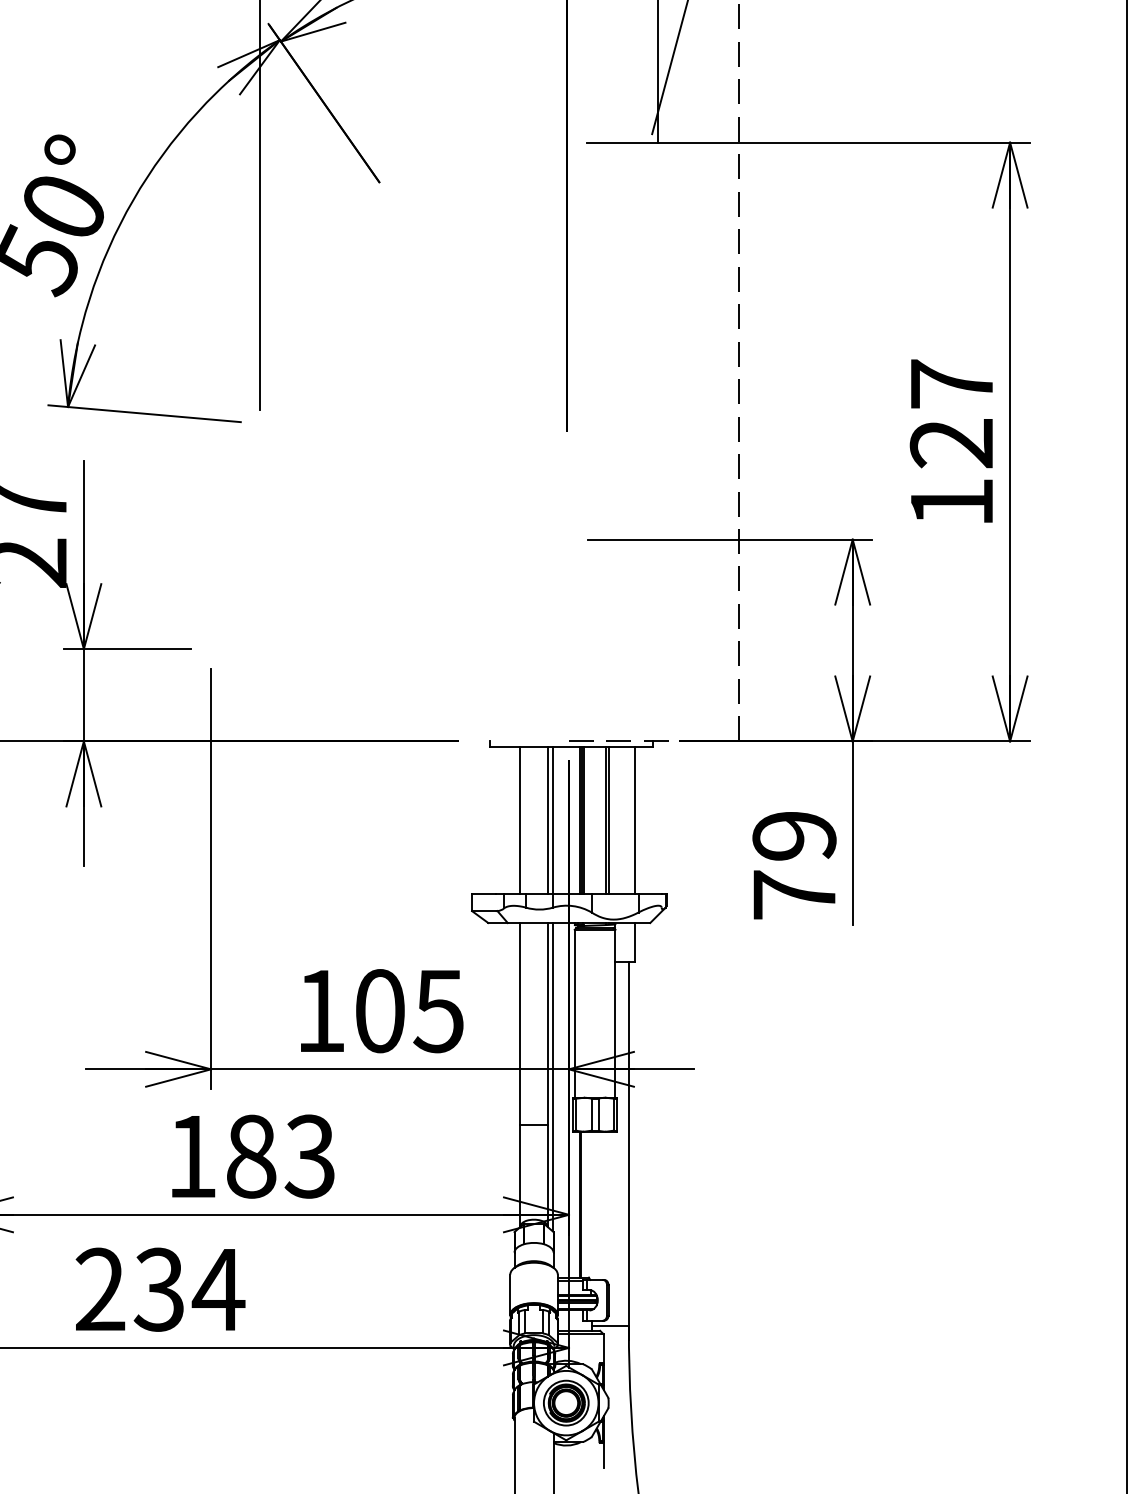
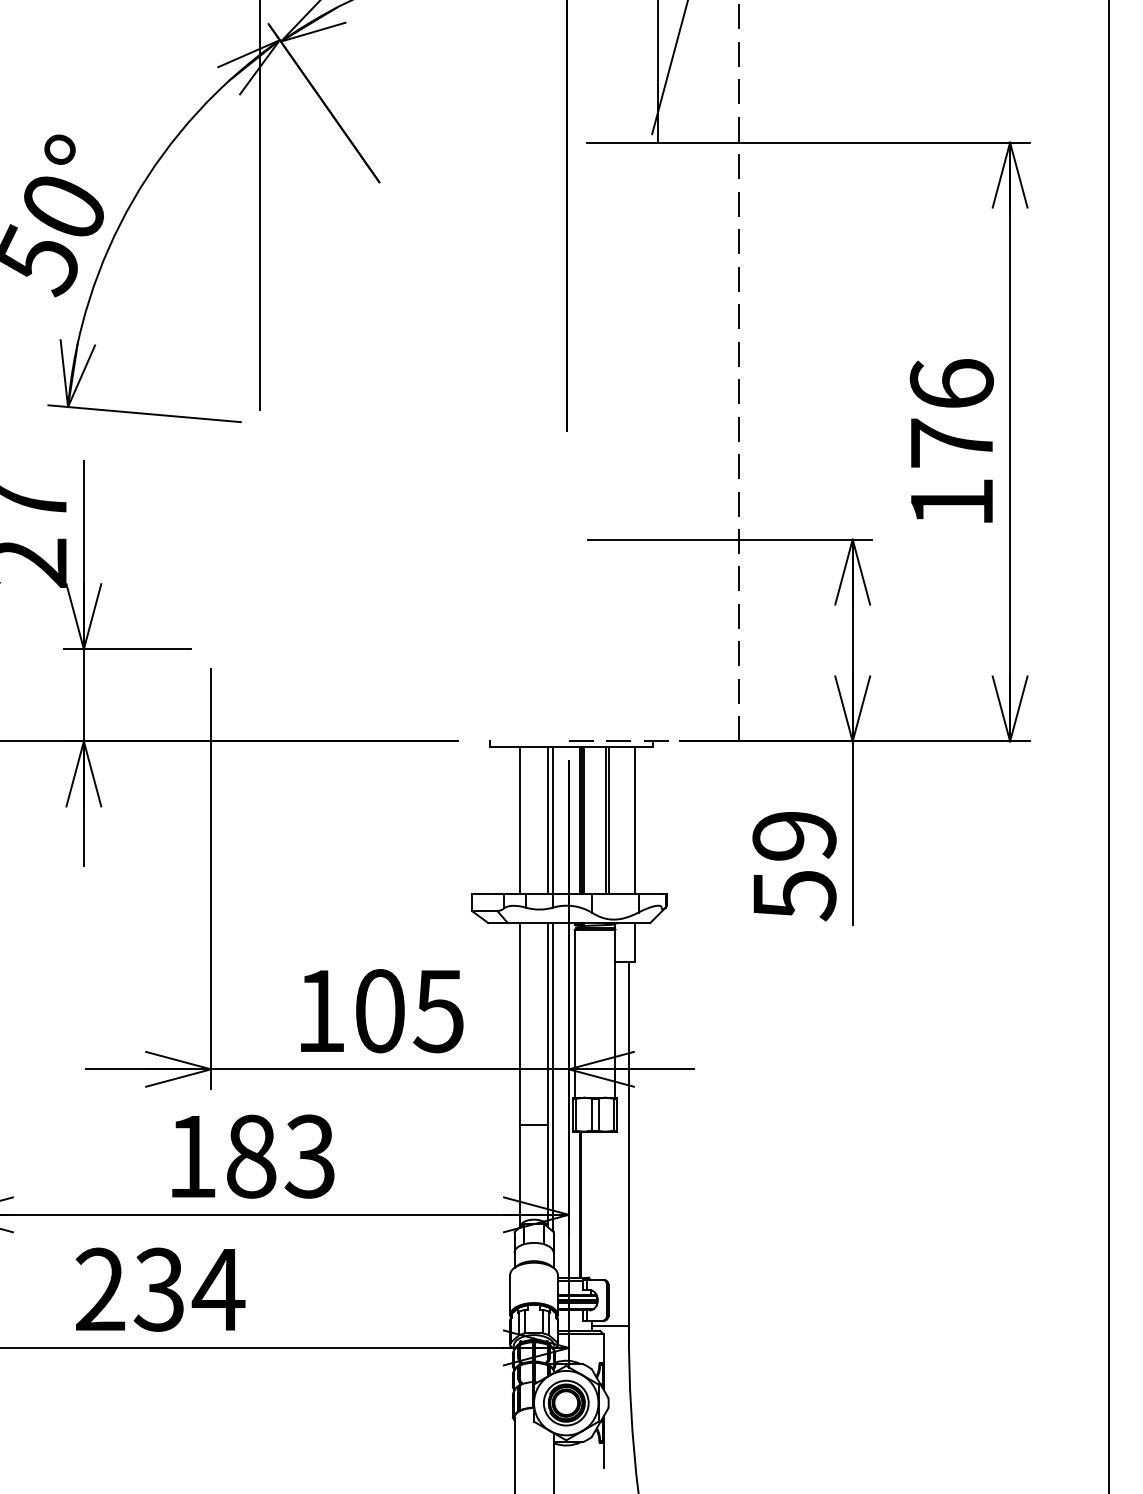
text: 127 -> 176 (951, 413)
line position: (1126, 746) -> (1108, 746) (1108, 746)
text: 79 -> 59 (794, 895)
